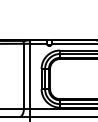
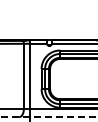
line: solid -> dashed (48, 117)
